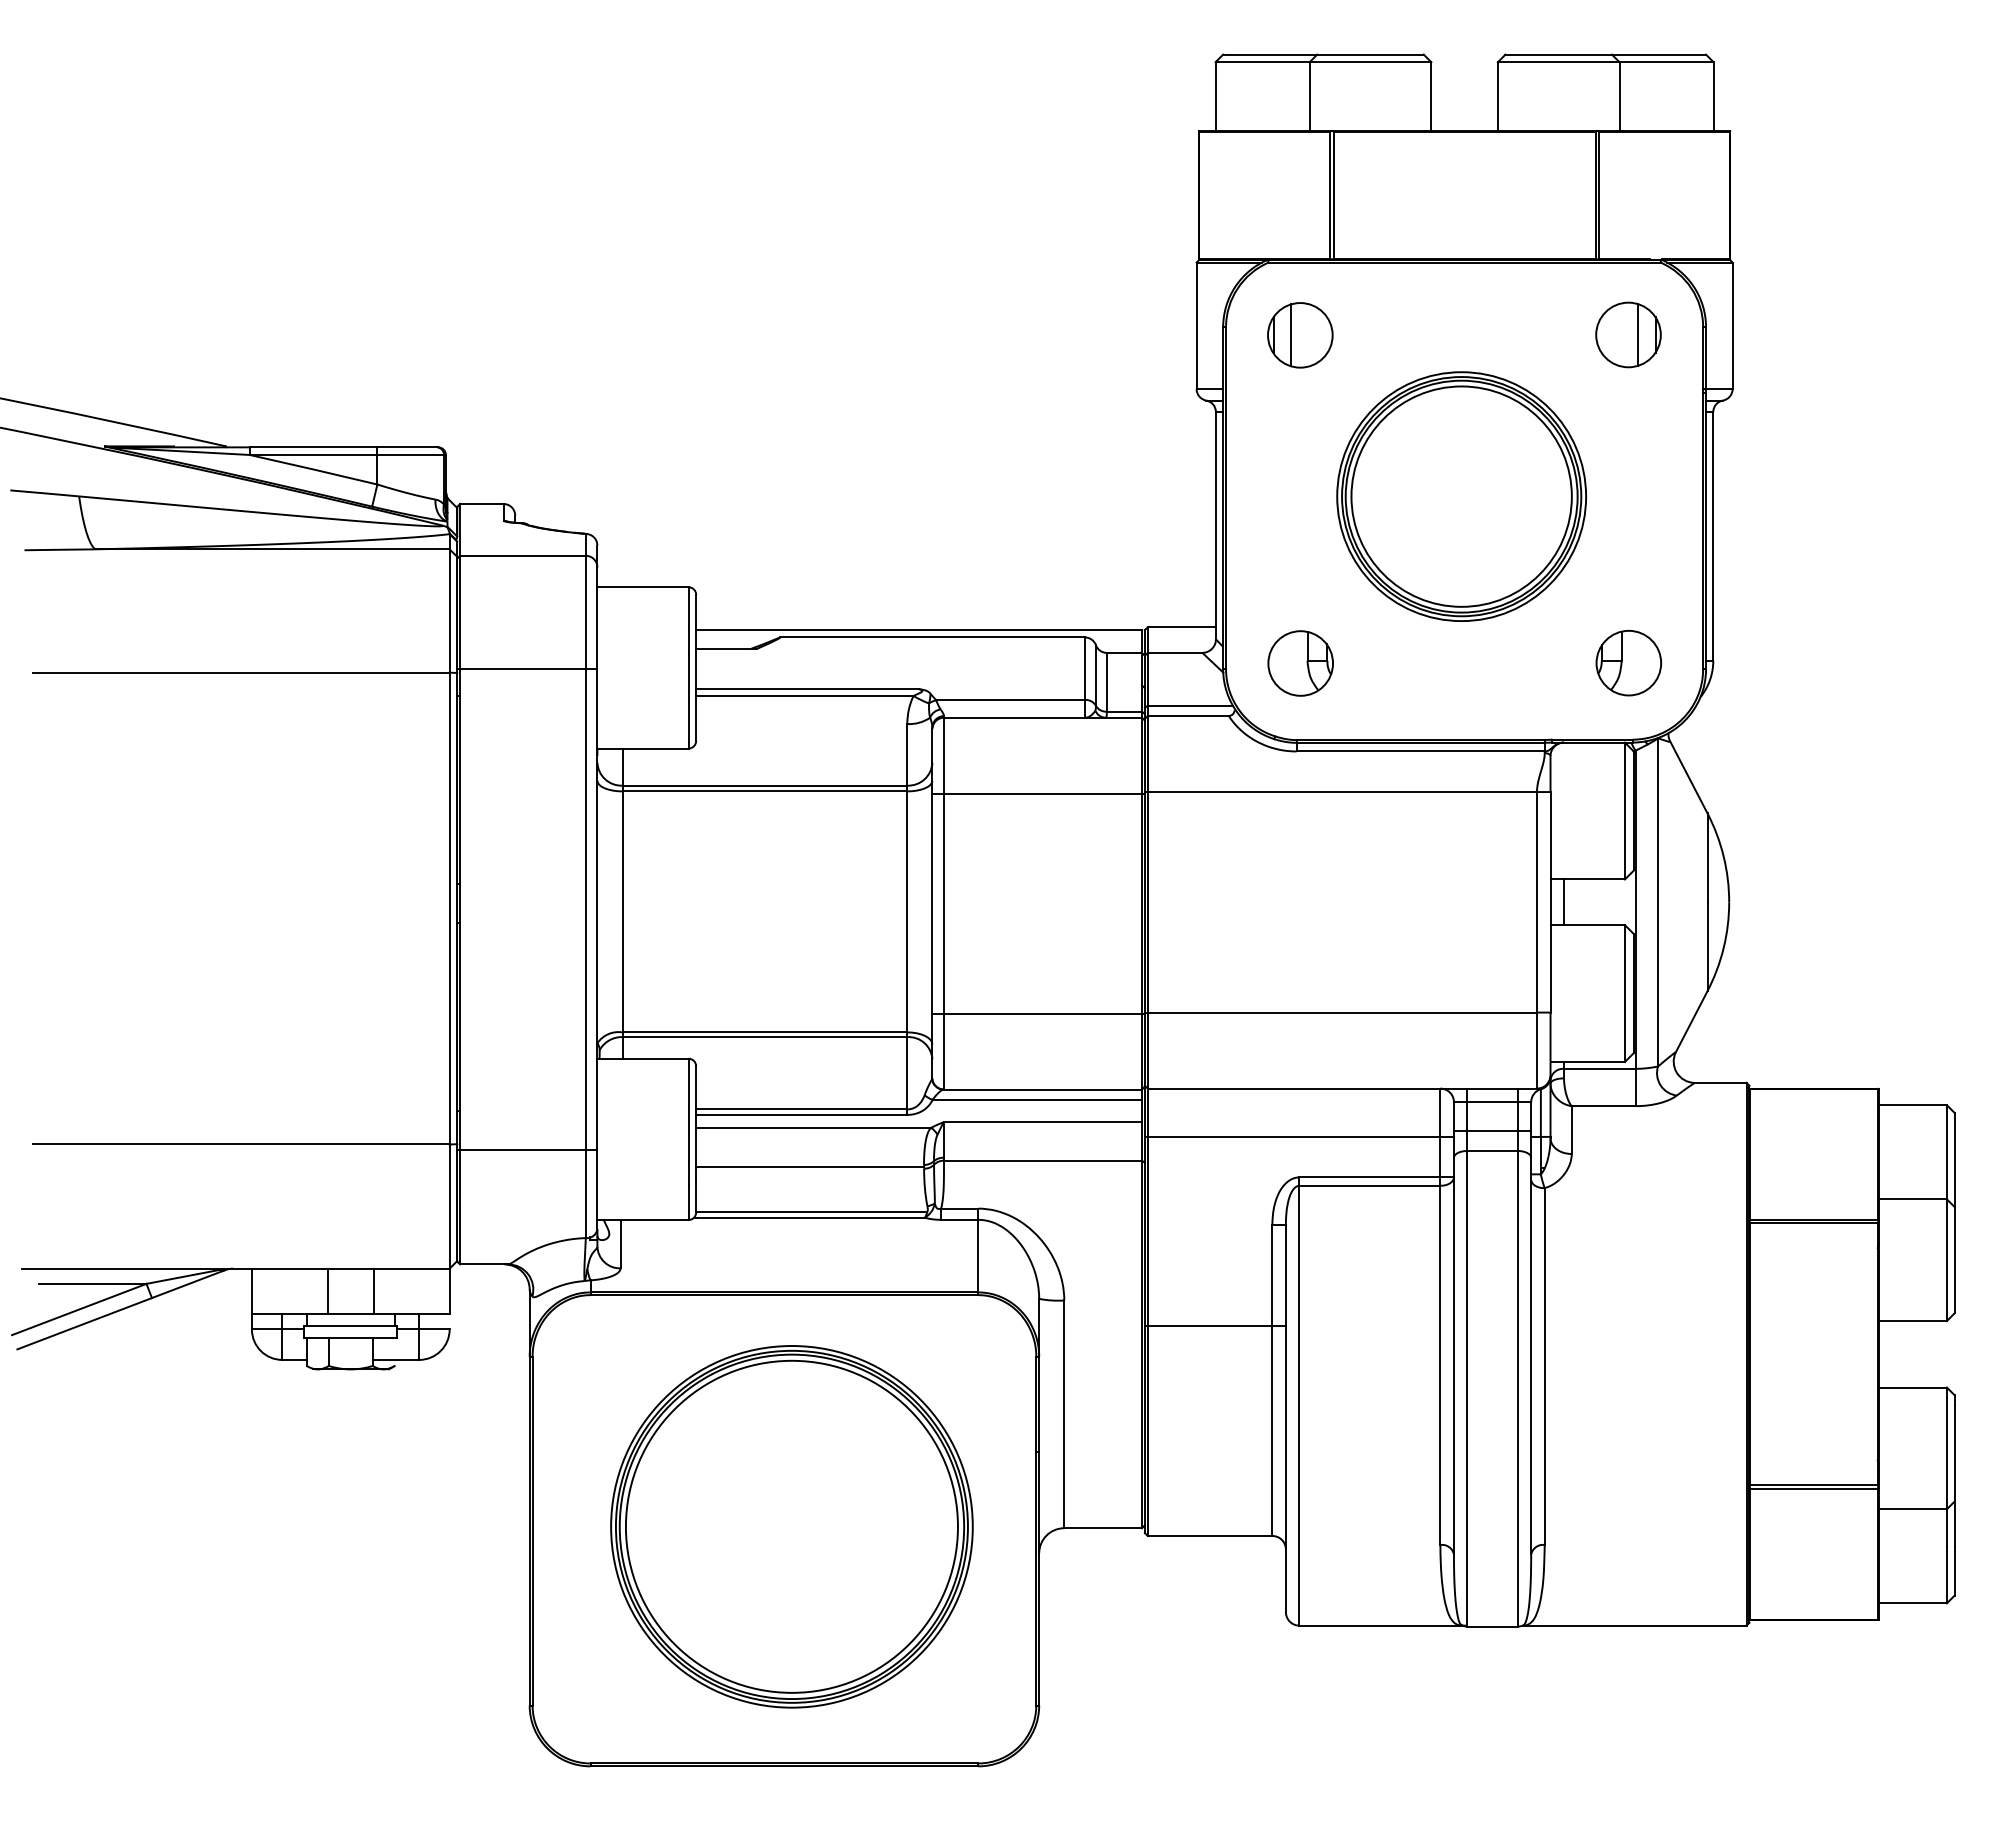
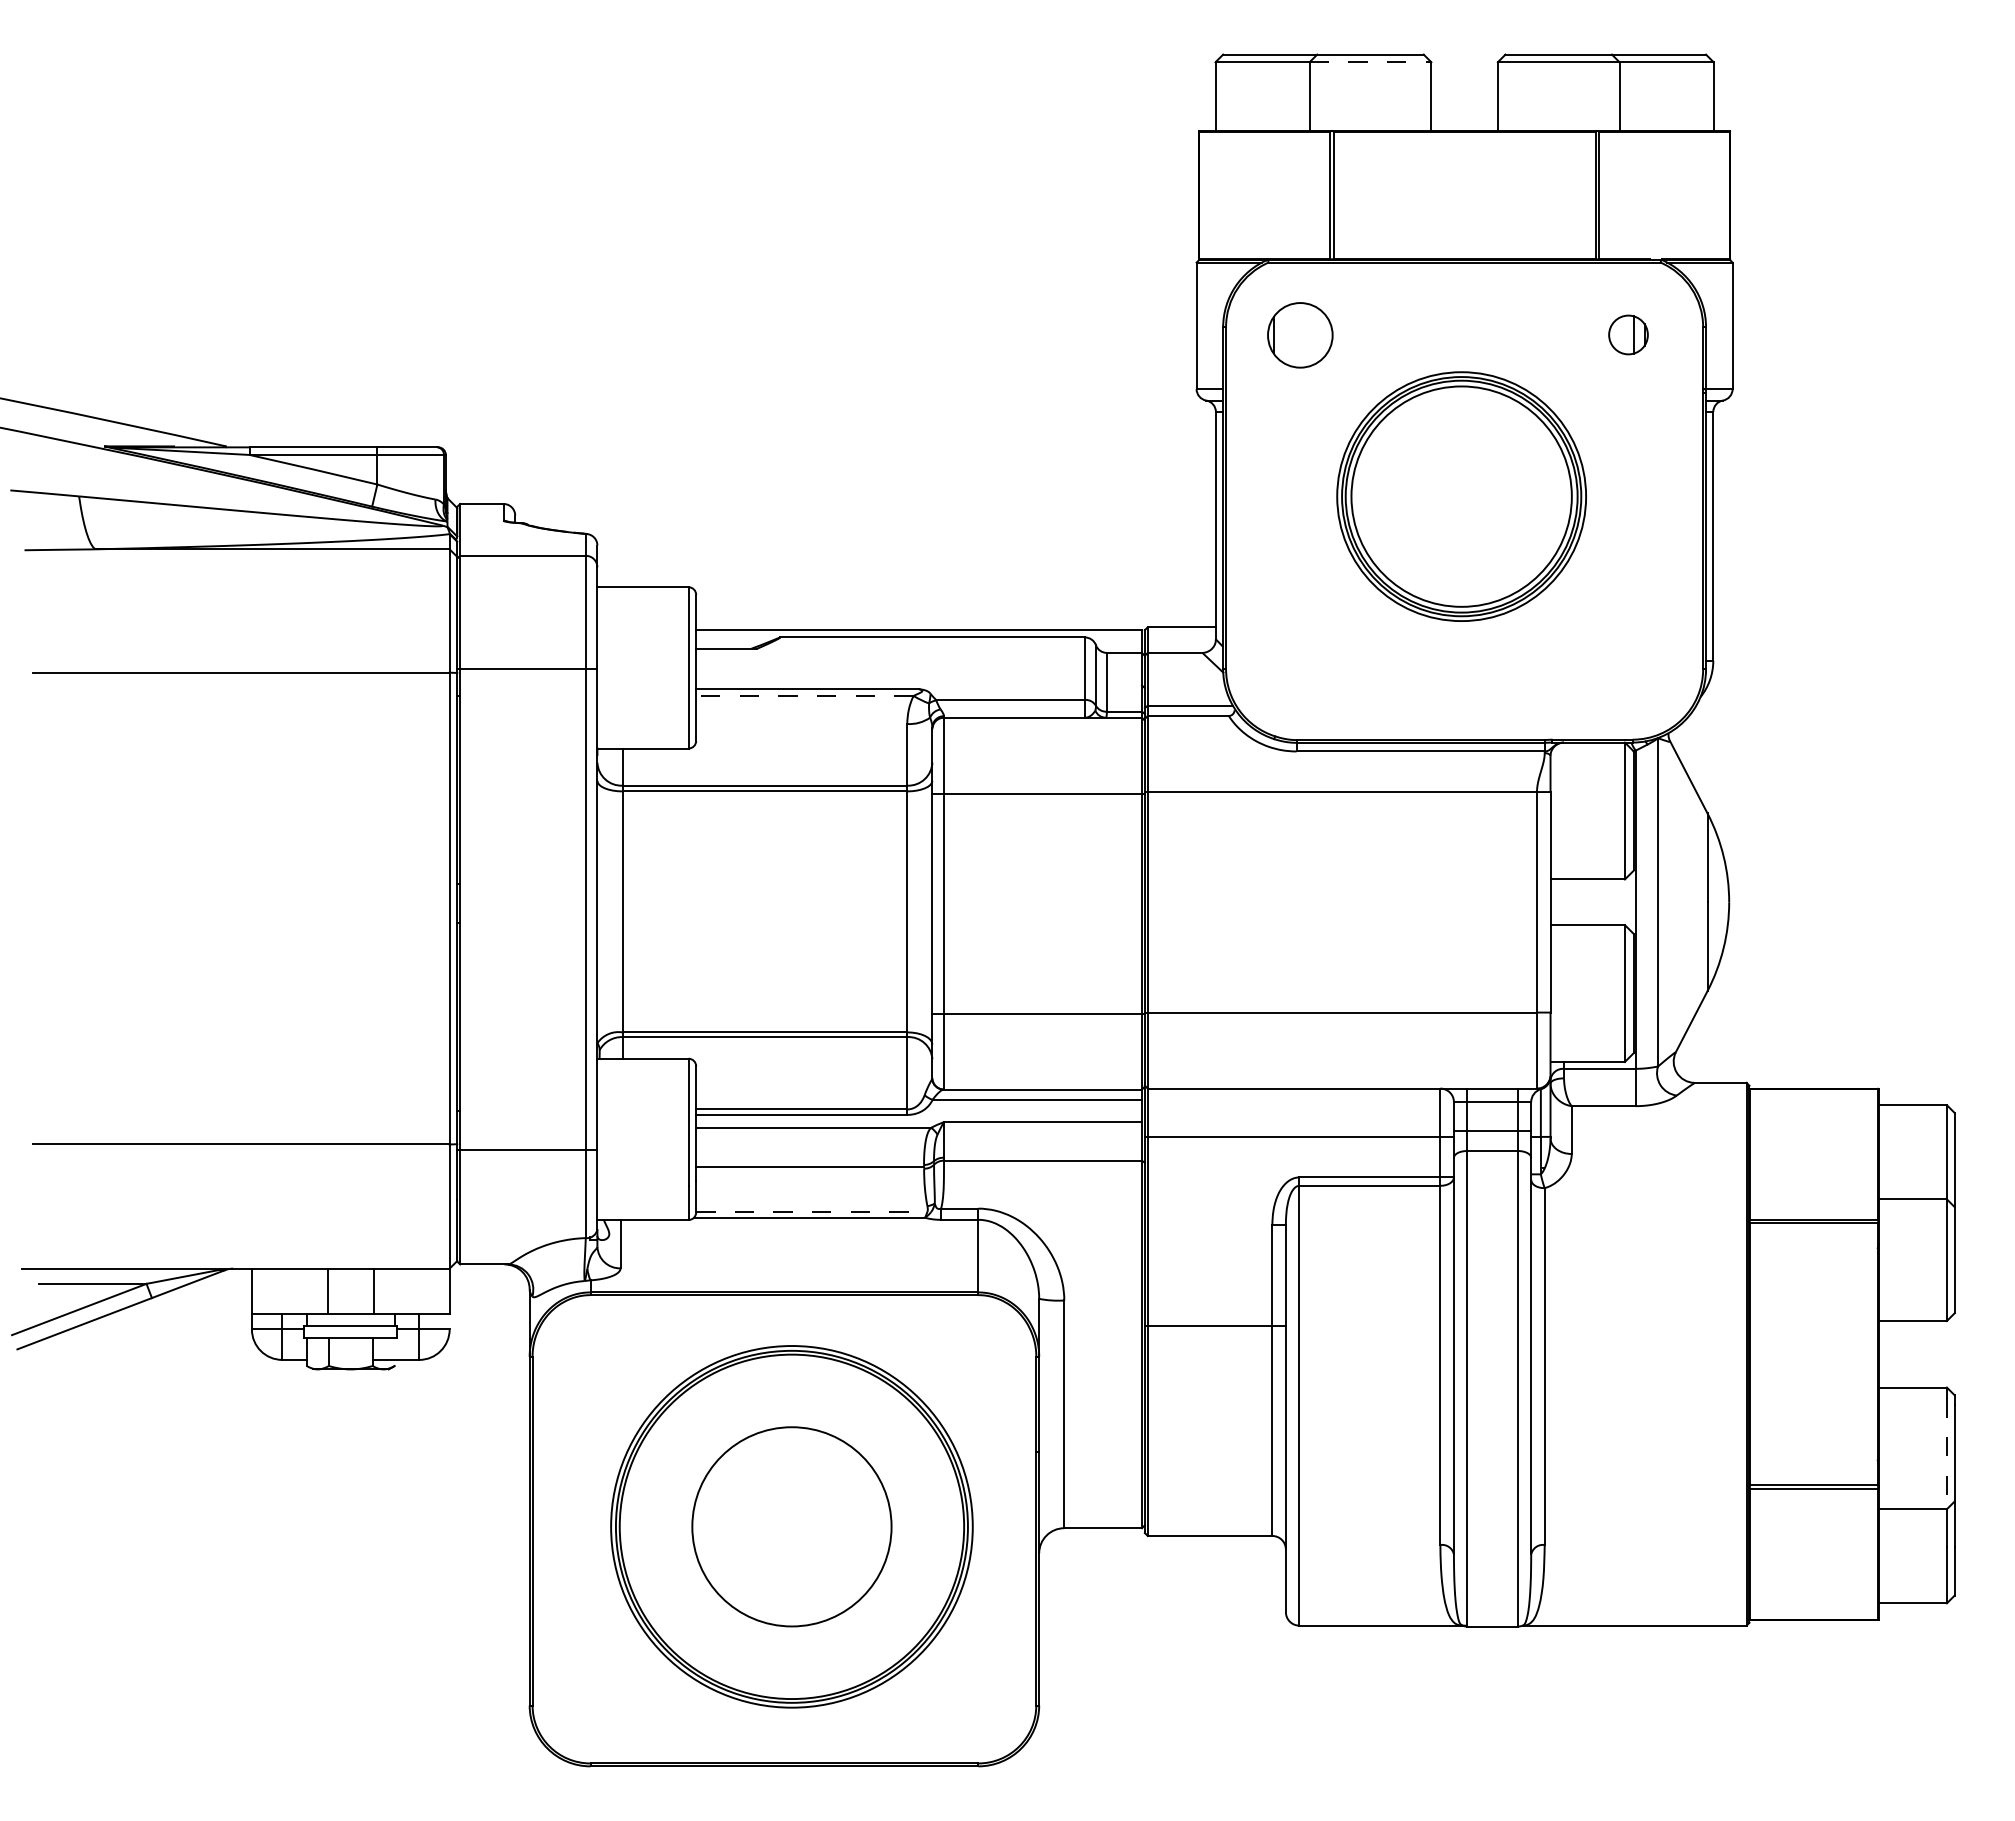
line: solid -> dashed (1370, 62)
part size: 67x68 px -> 41x42 px (1628, 334)
line: present -> none (1291, 335)
part: present -> none (1300, 663)
part: present -> none (1628, 663)
line: solid -> dashed (804, 695)
line: present -> none (1564, 902)
line: solid -> dashed (811, 1211)
line: solid -> dashed (1946, 1454)
circle diameter: 332 px -> 199 px (791, 1526)
